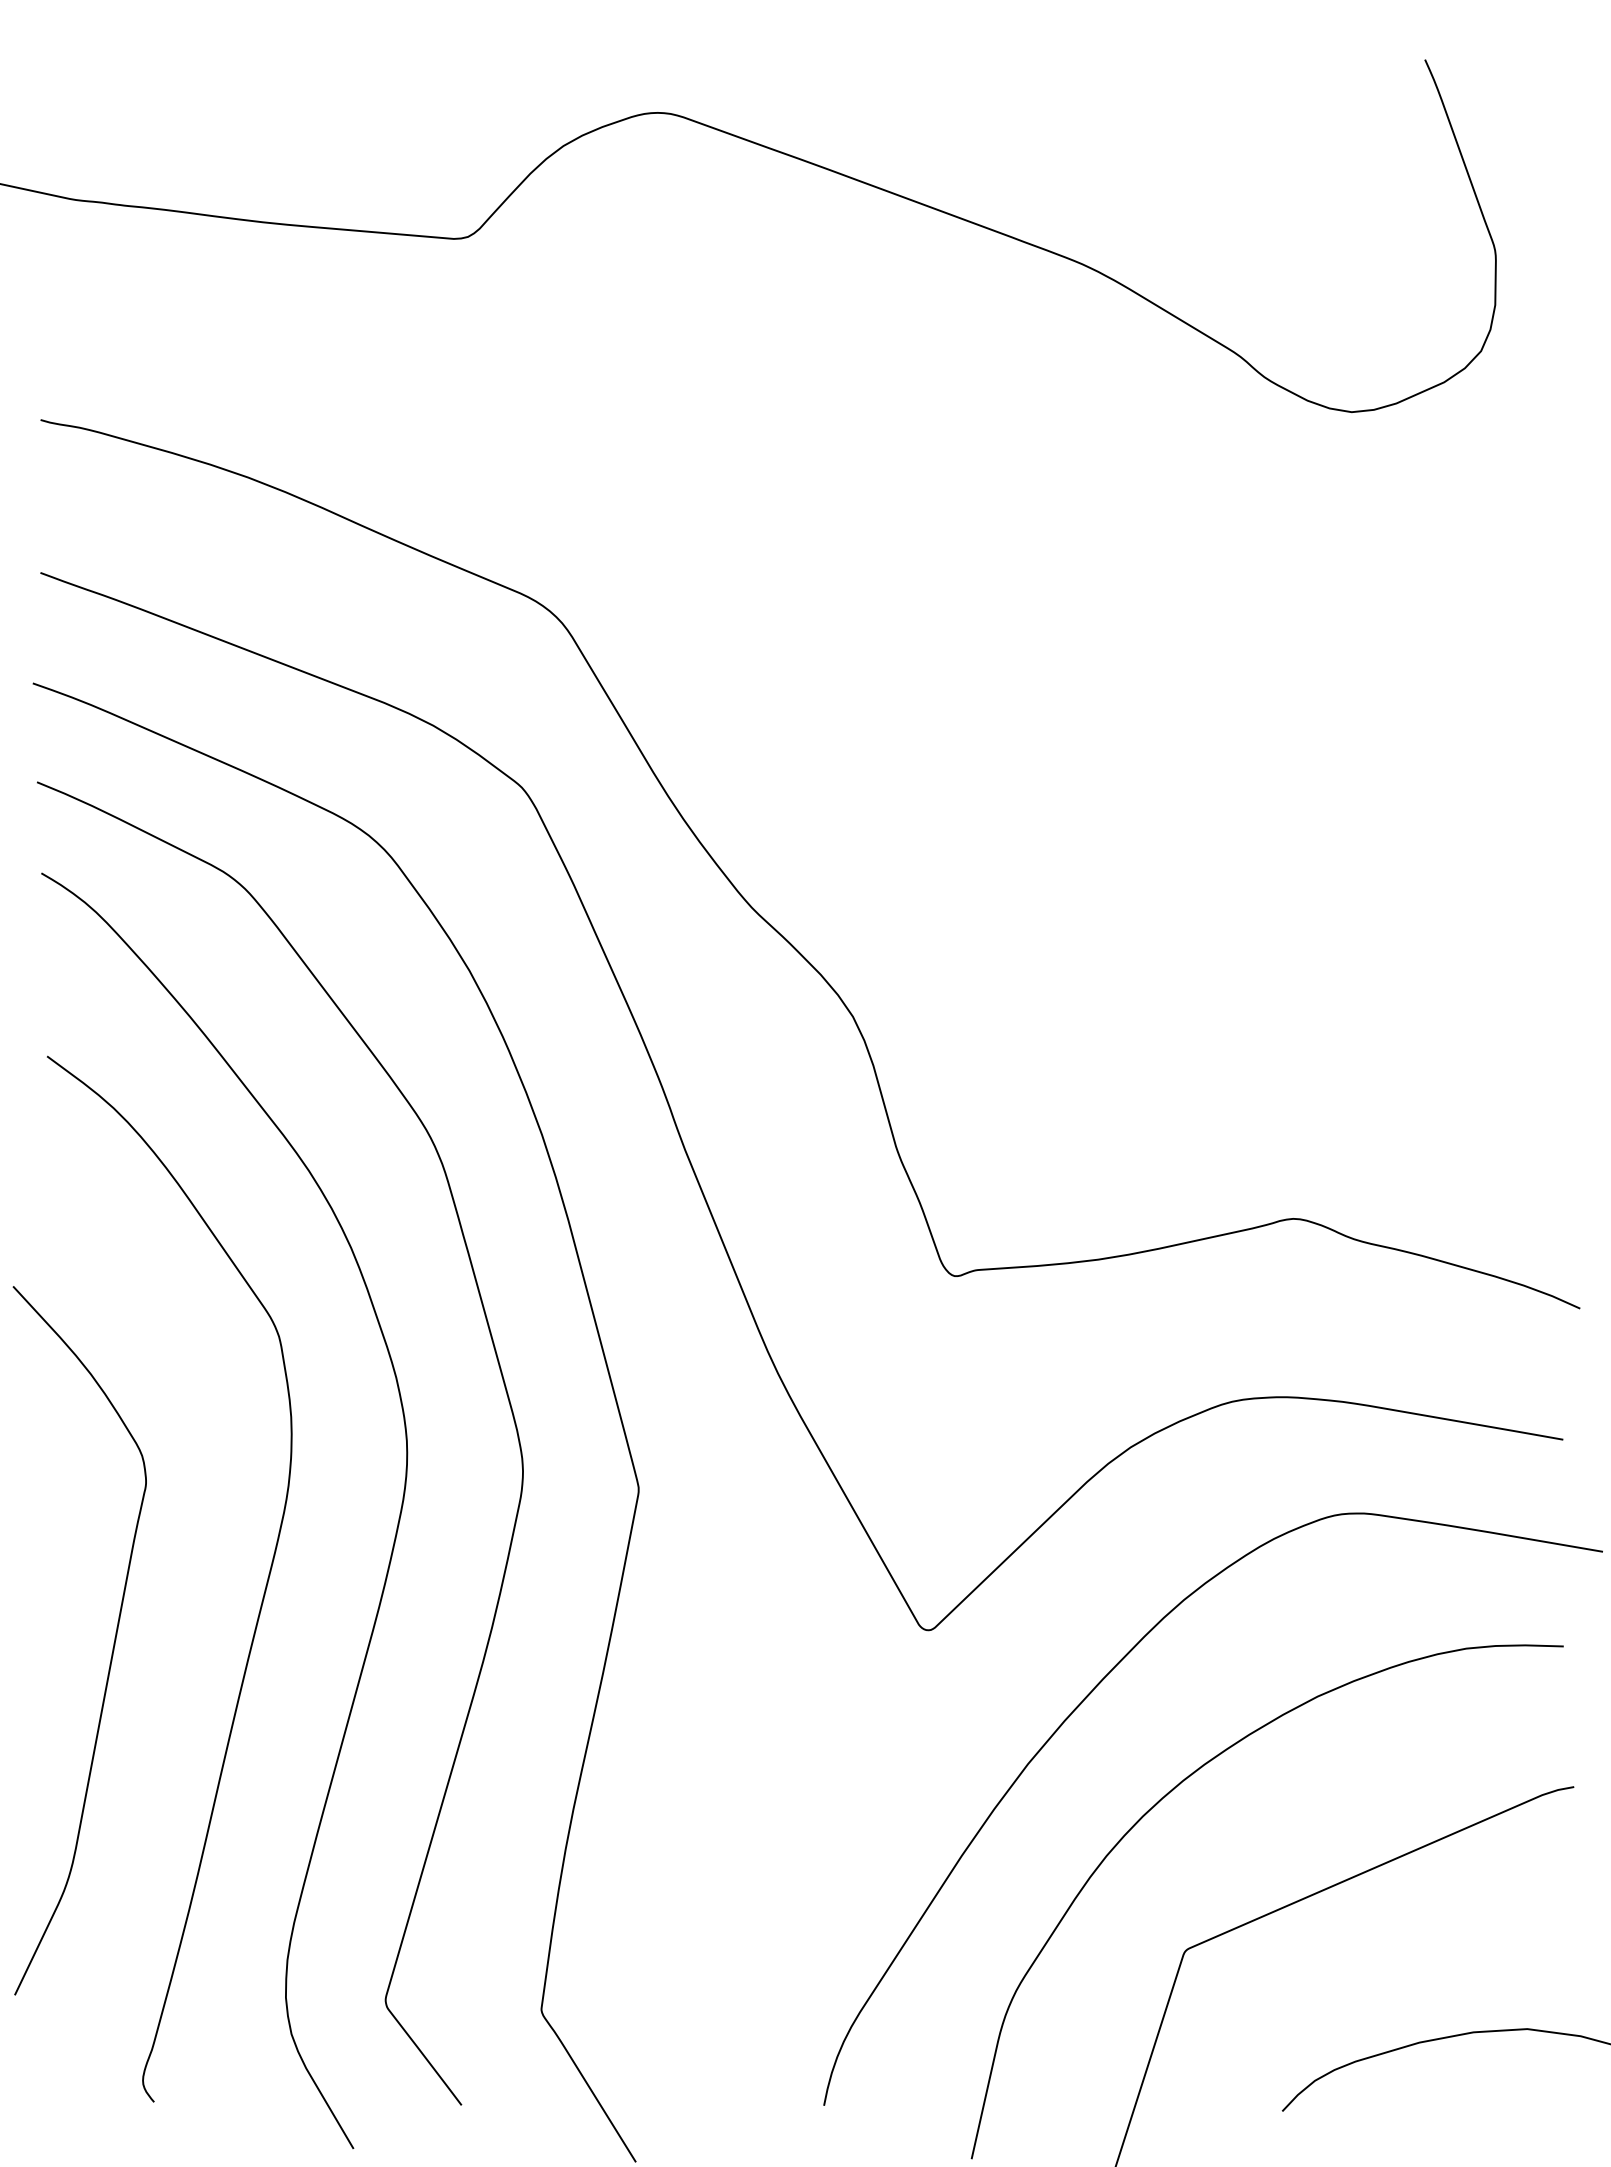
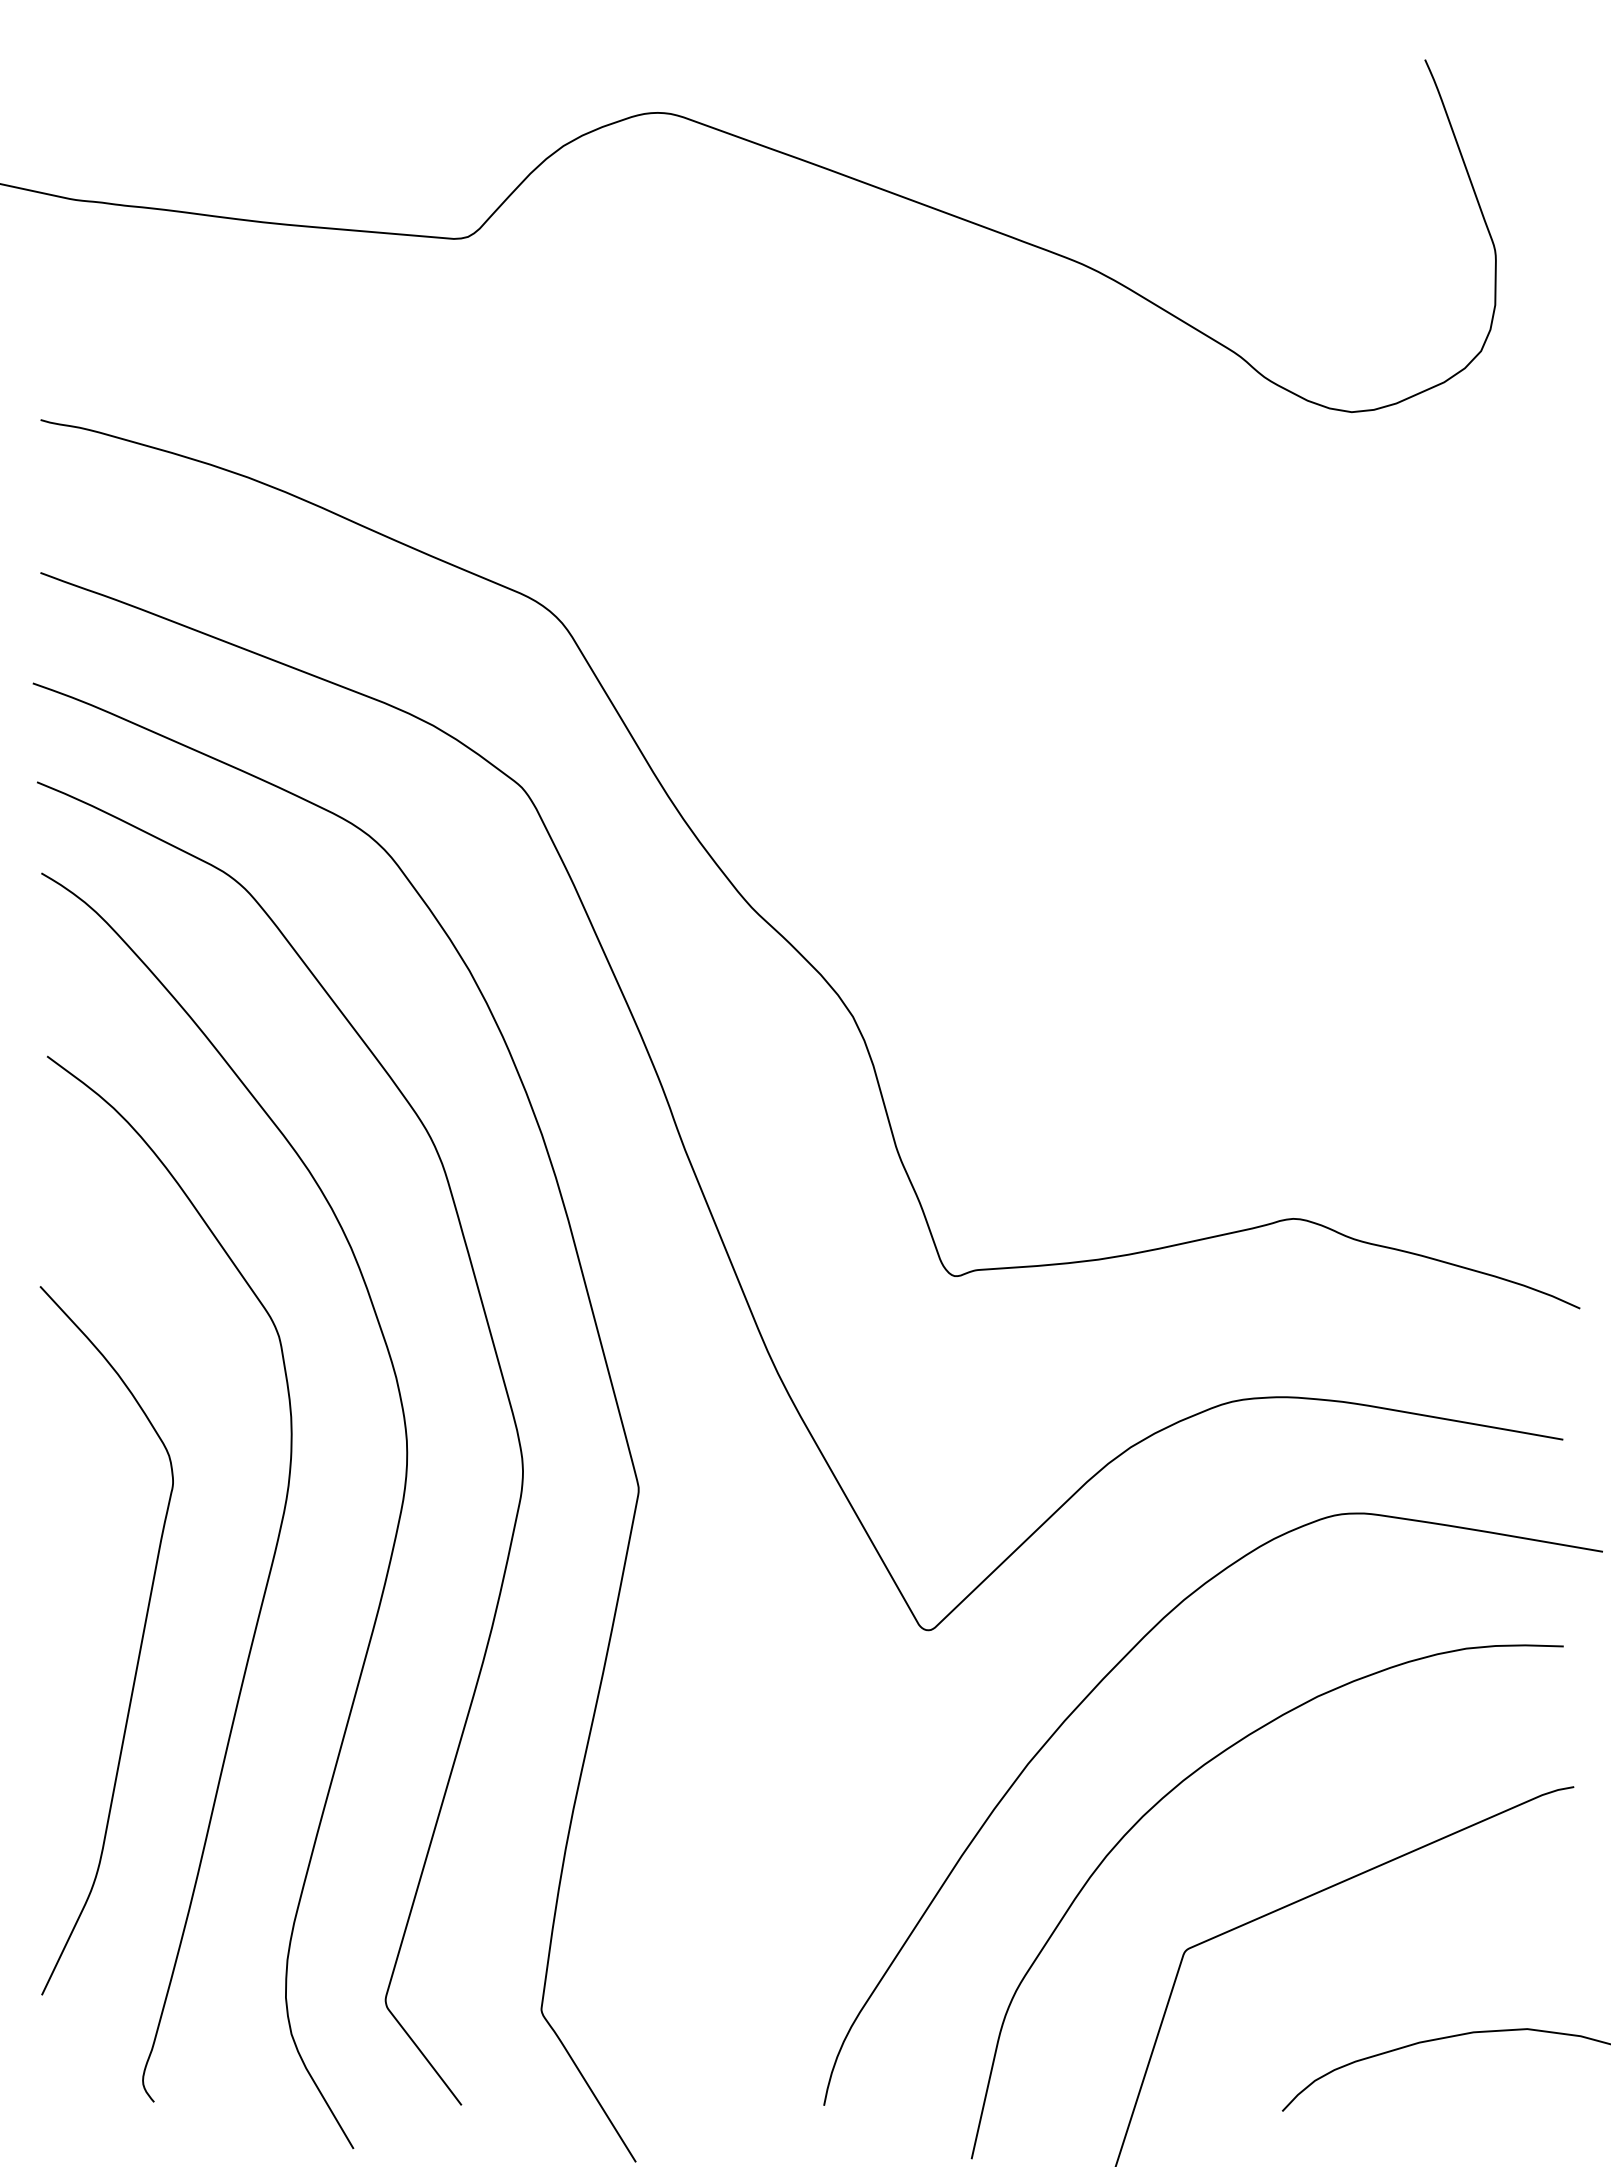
curve position: (112, 1648) -> (139, 1648) (139, 1648)
